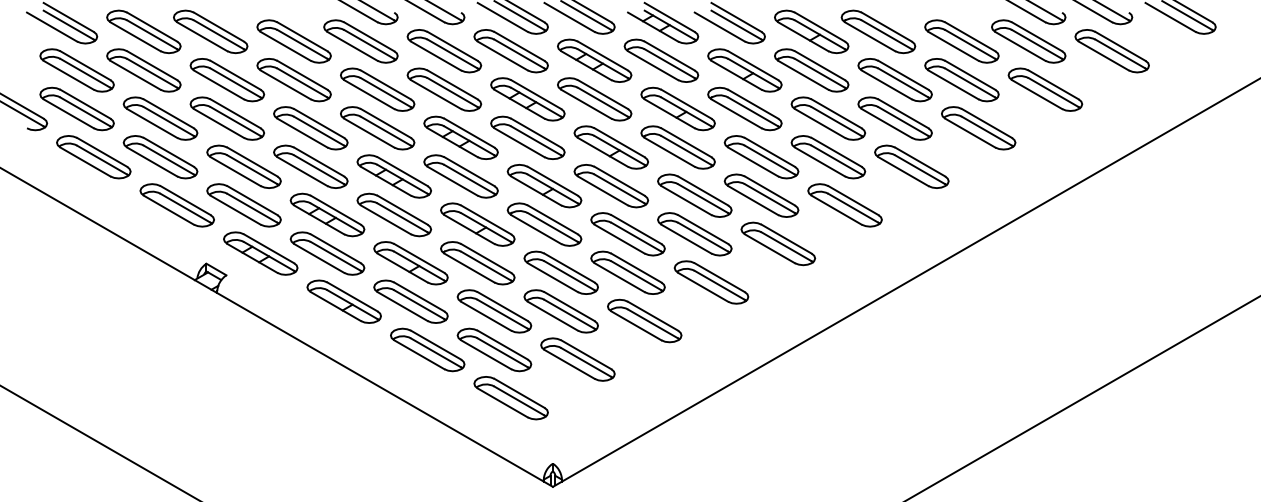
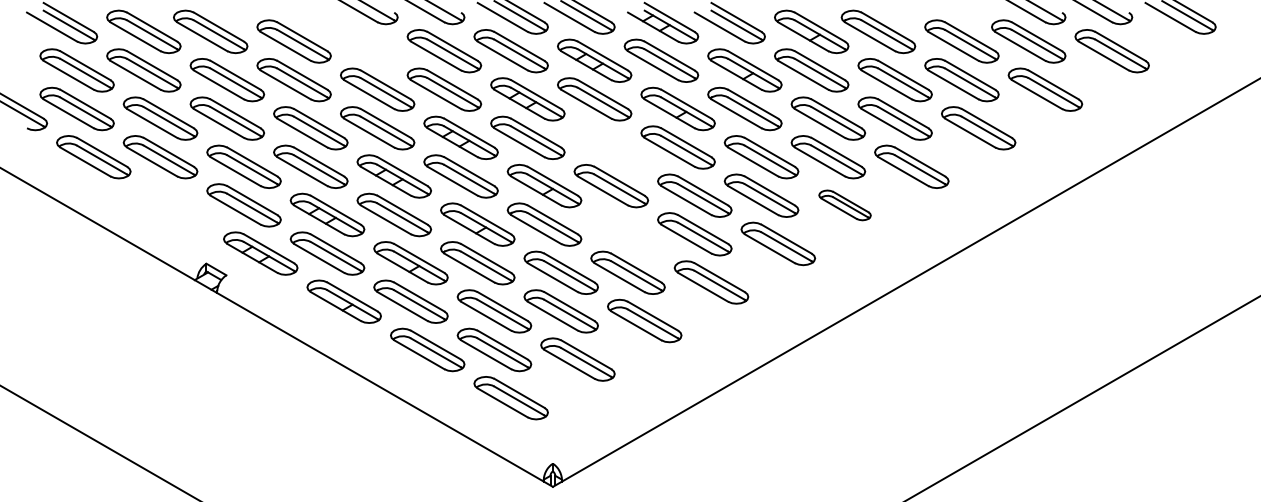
part: present -> none (360, 41)
part: present -> none (610, 147)
part: present -> none (176, 205)
part size: 76x45 px -> 54x33 px (844, 205)
part: present -> none (627, 234)
